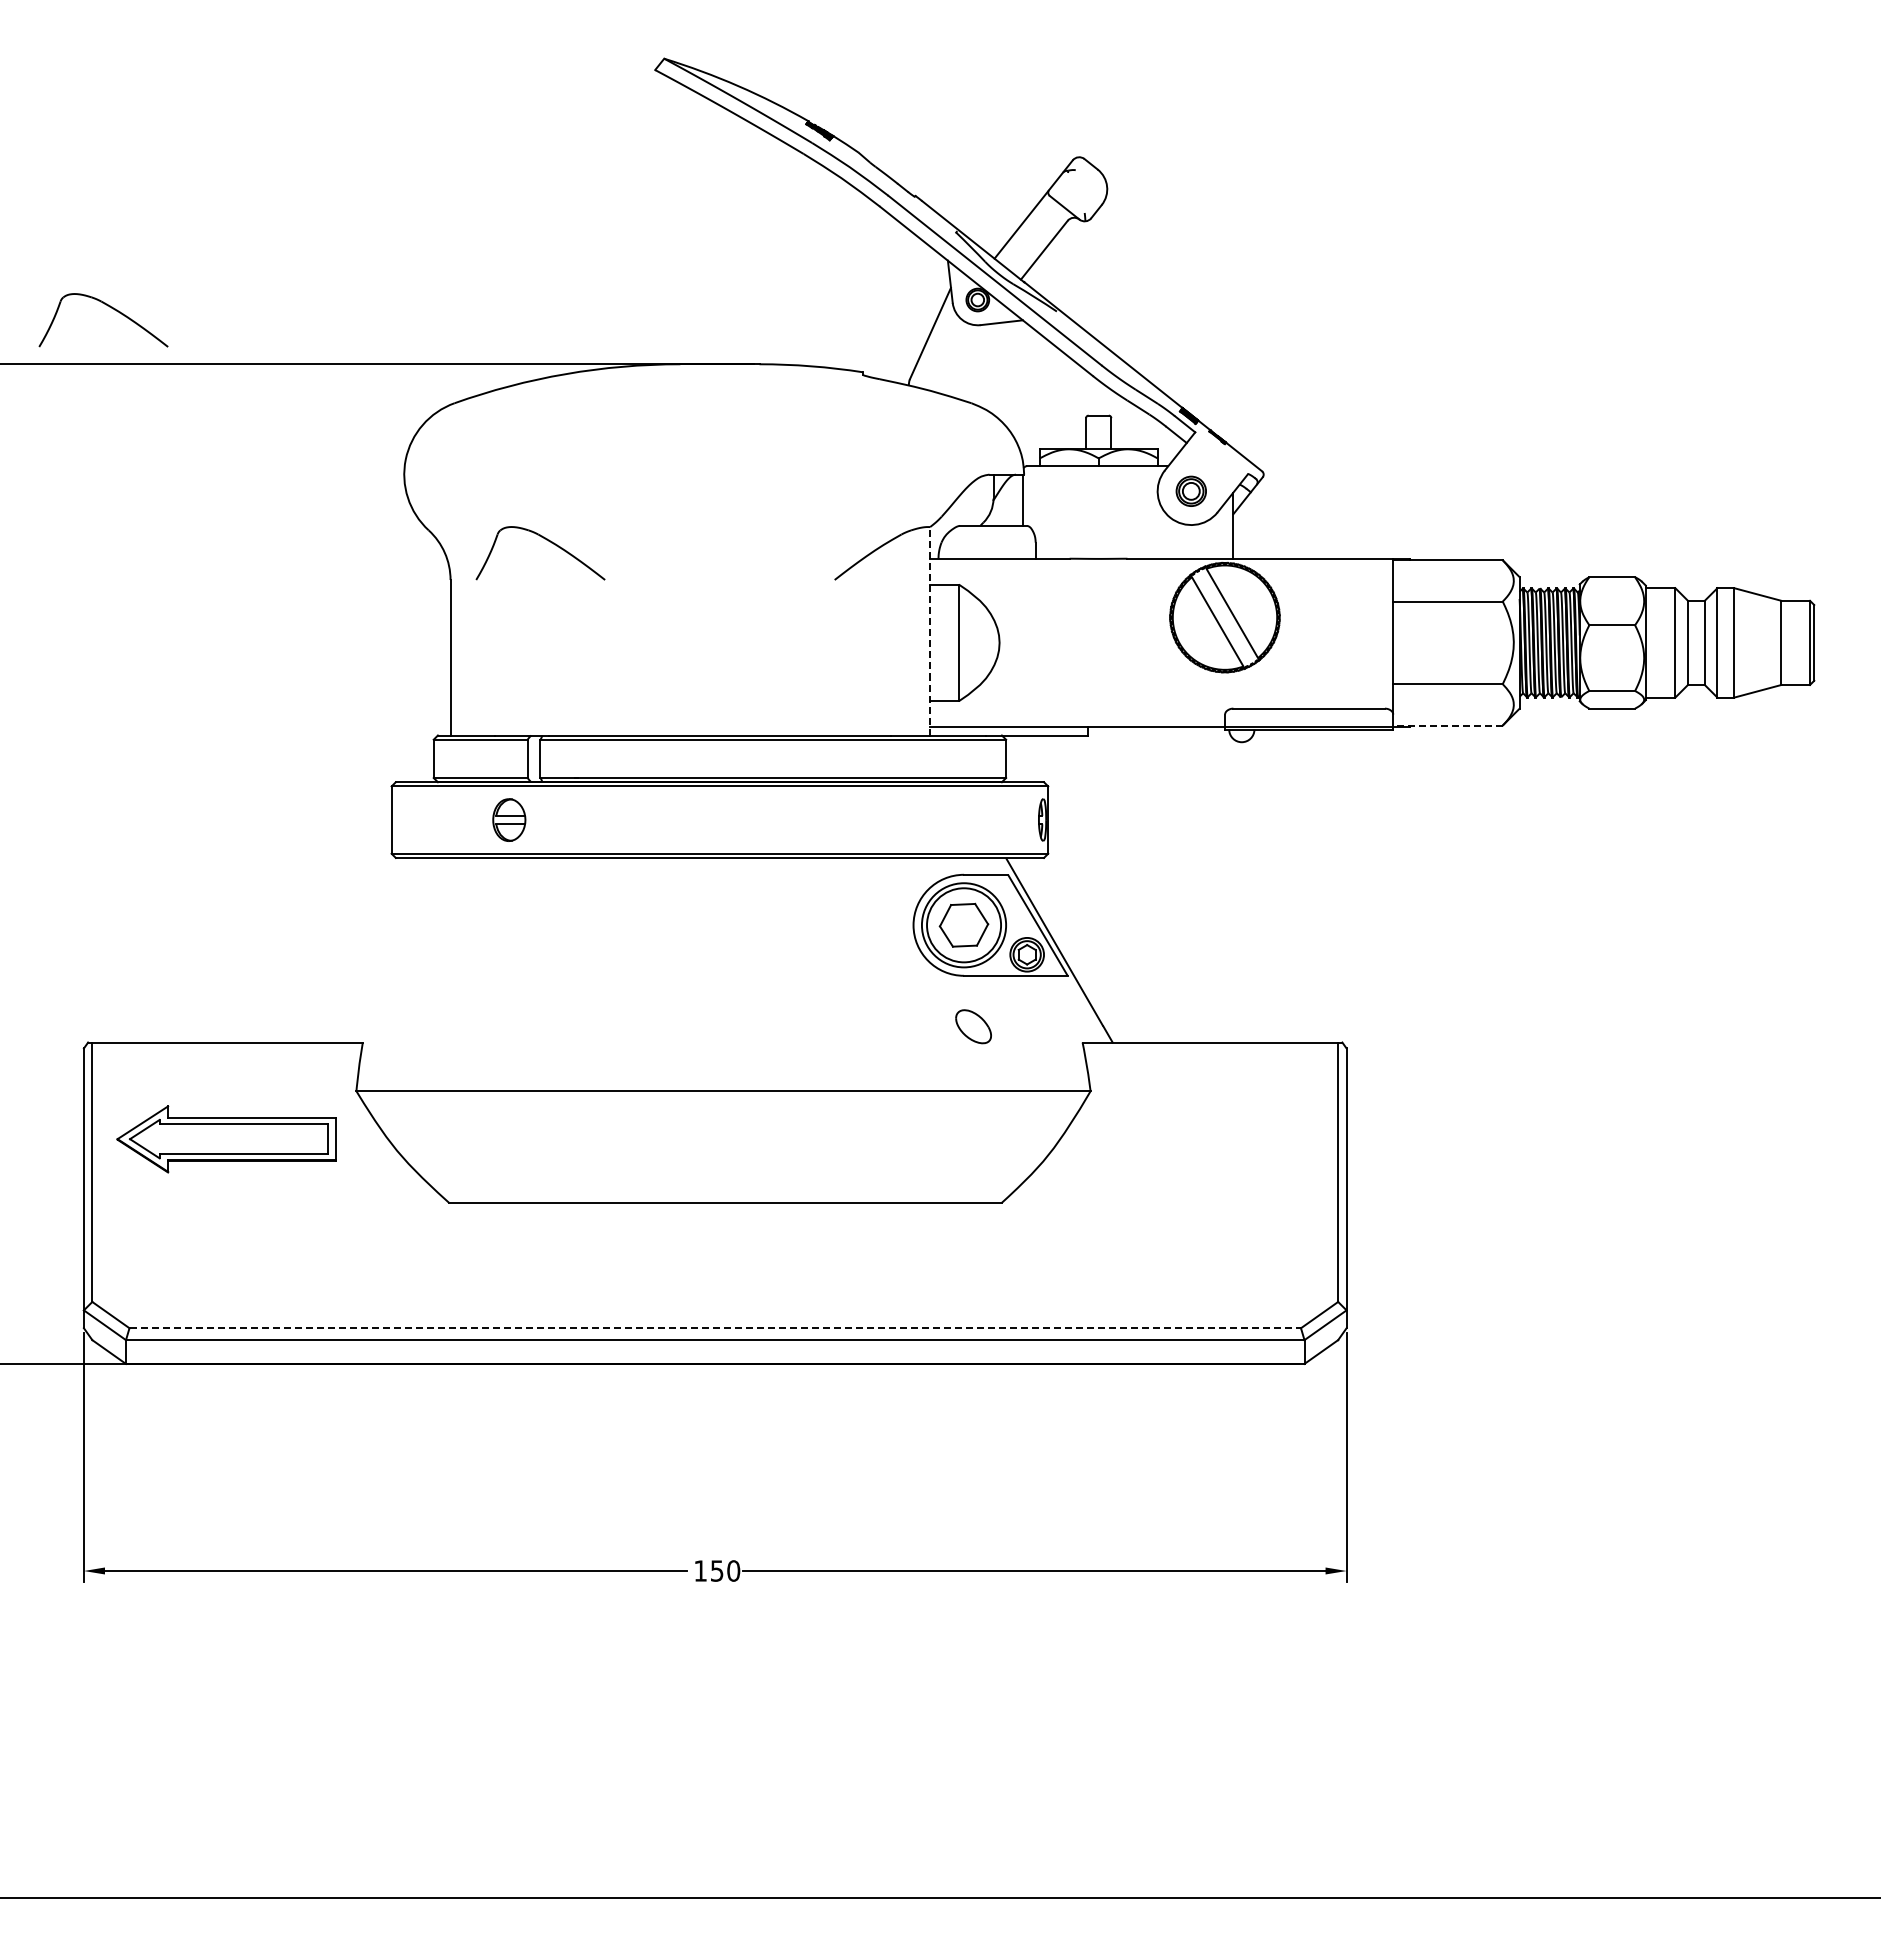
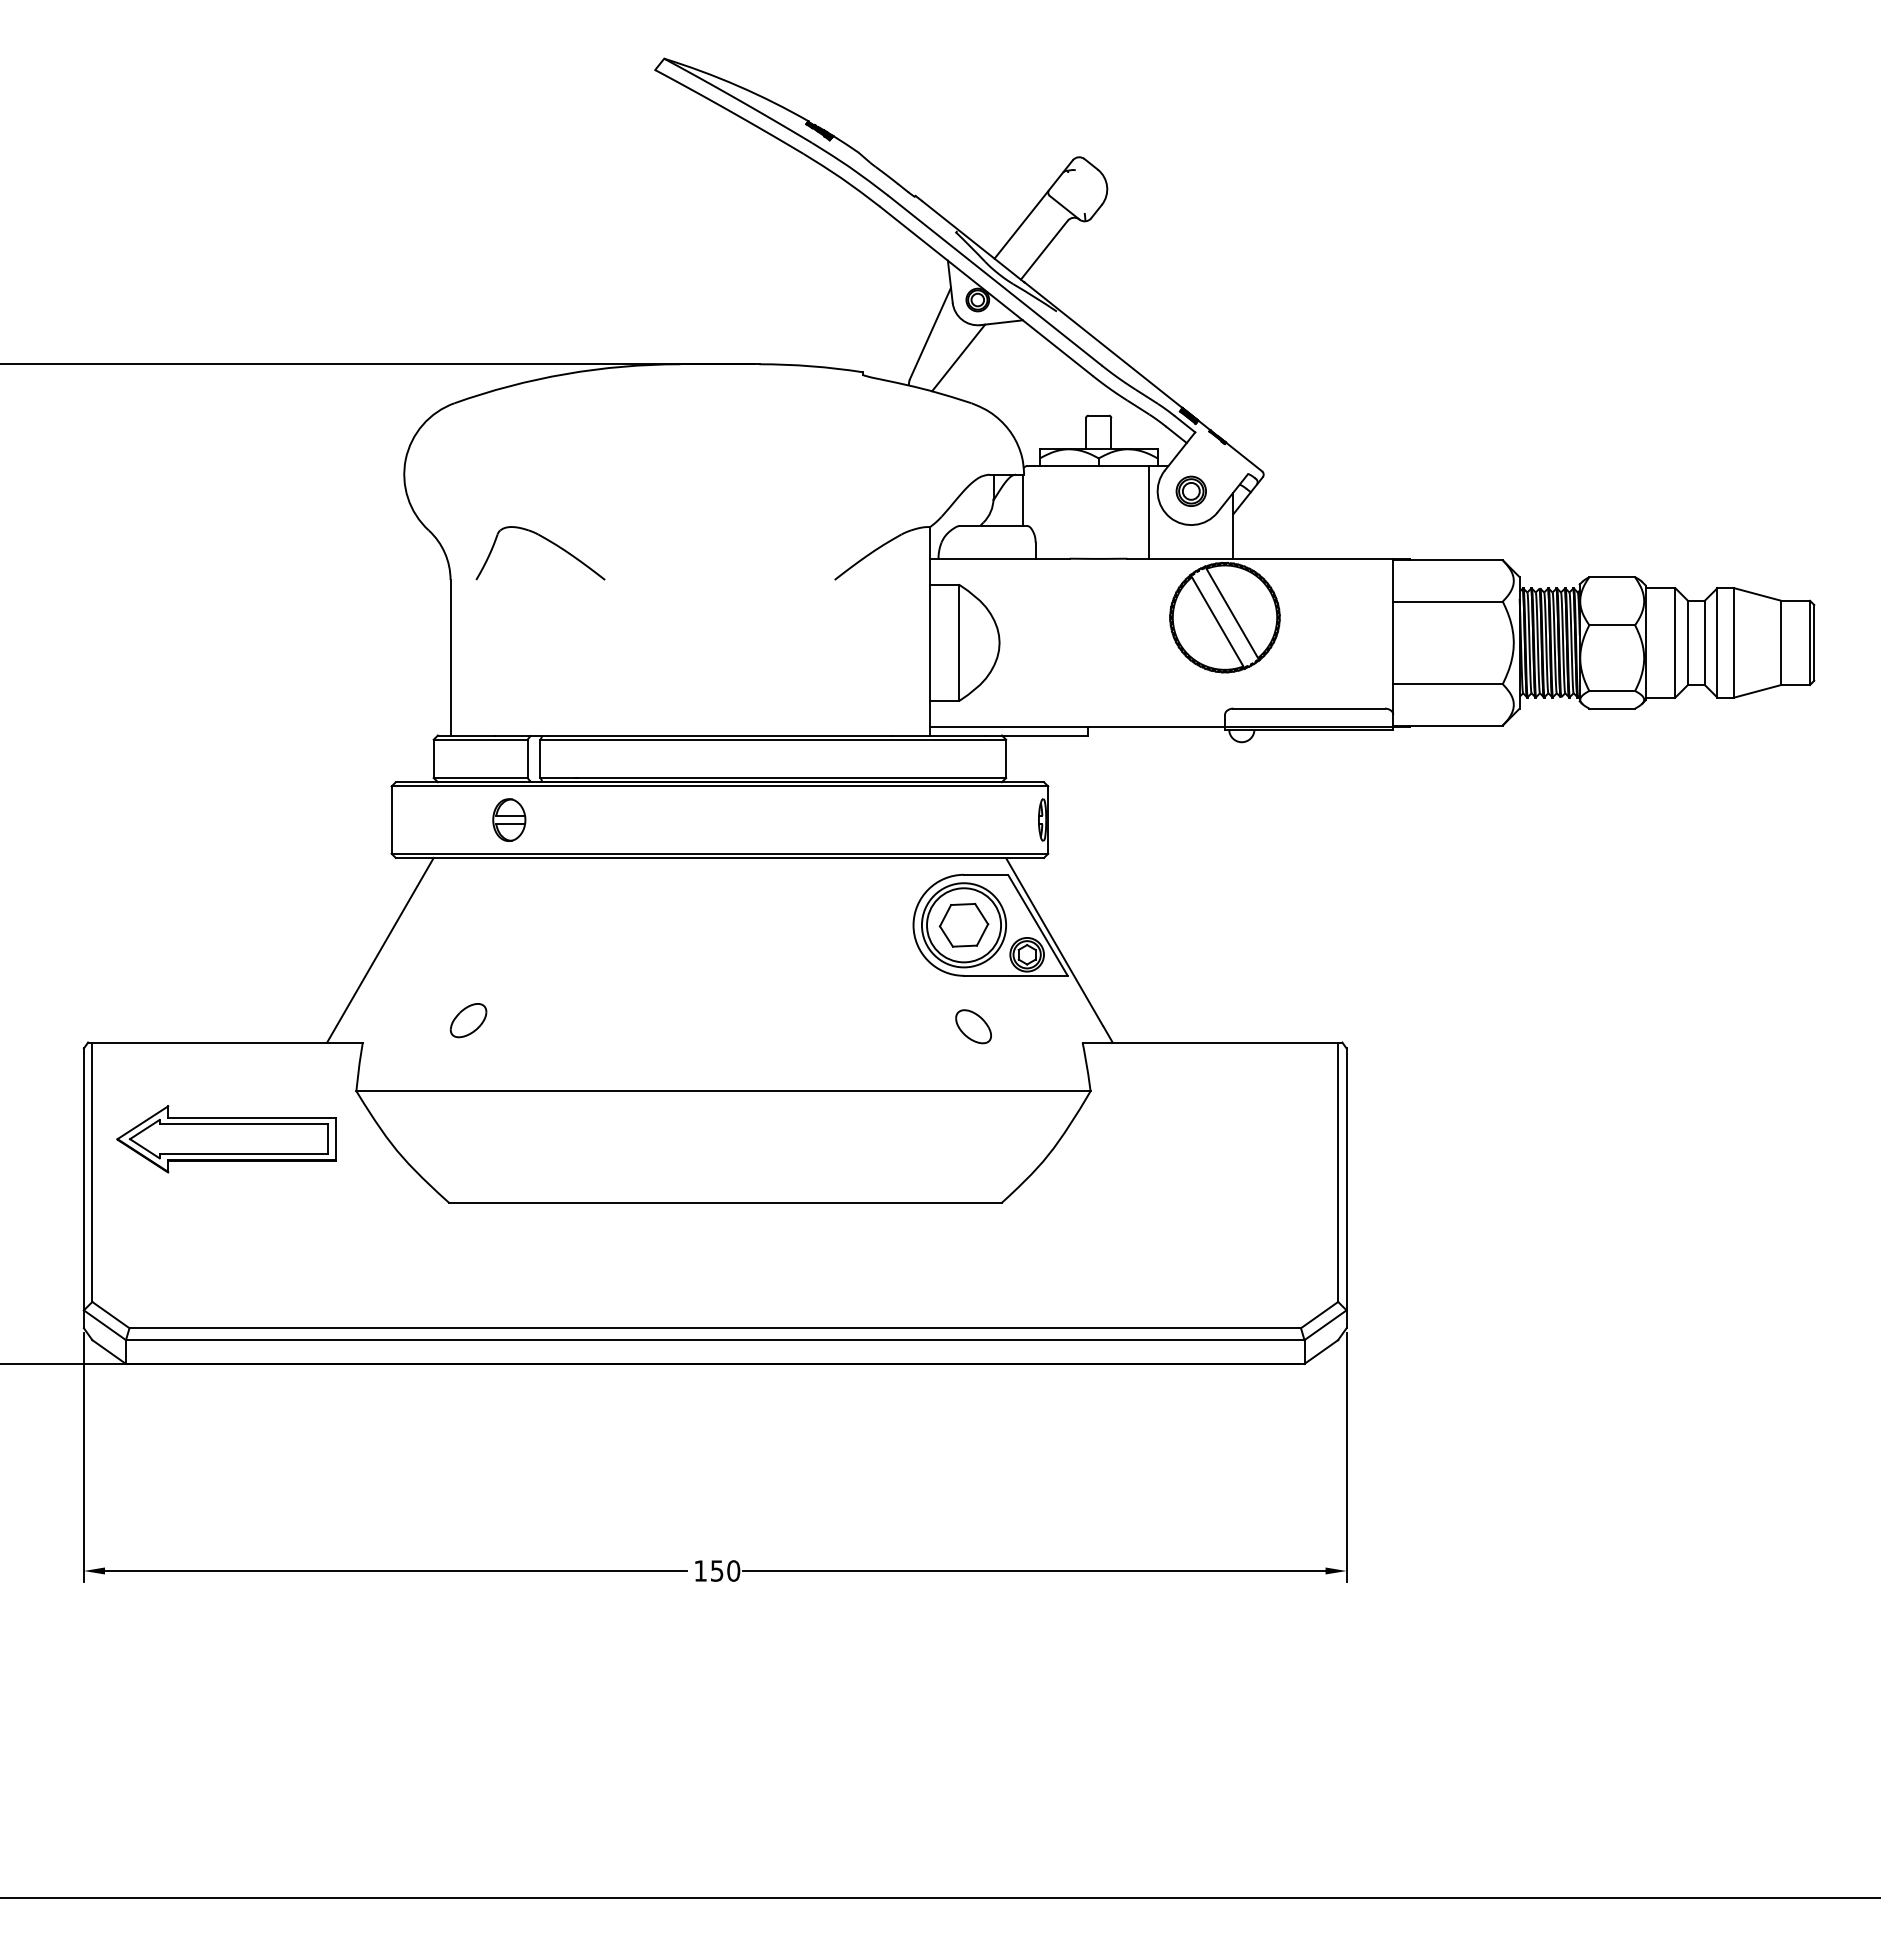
part: present -> none (109, 307)
line: none -> present (958, 357)
line: none -> present (1149, 512)
line: dashed -> solid (930, 630)
line: dashed -> solid (1448, 725)
line: none -> present (380, 949)
part: none -> present (468, 1020)
line: dashed -> solid (715, 1328)
